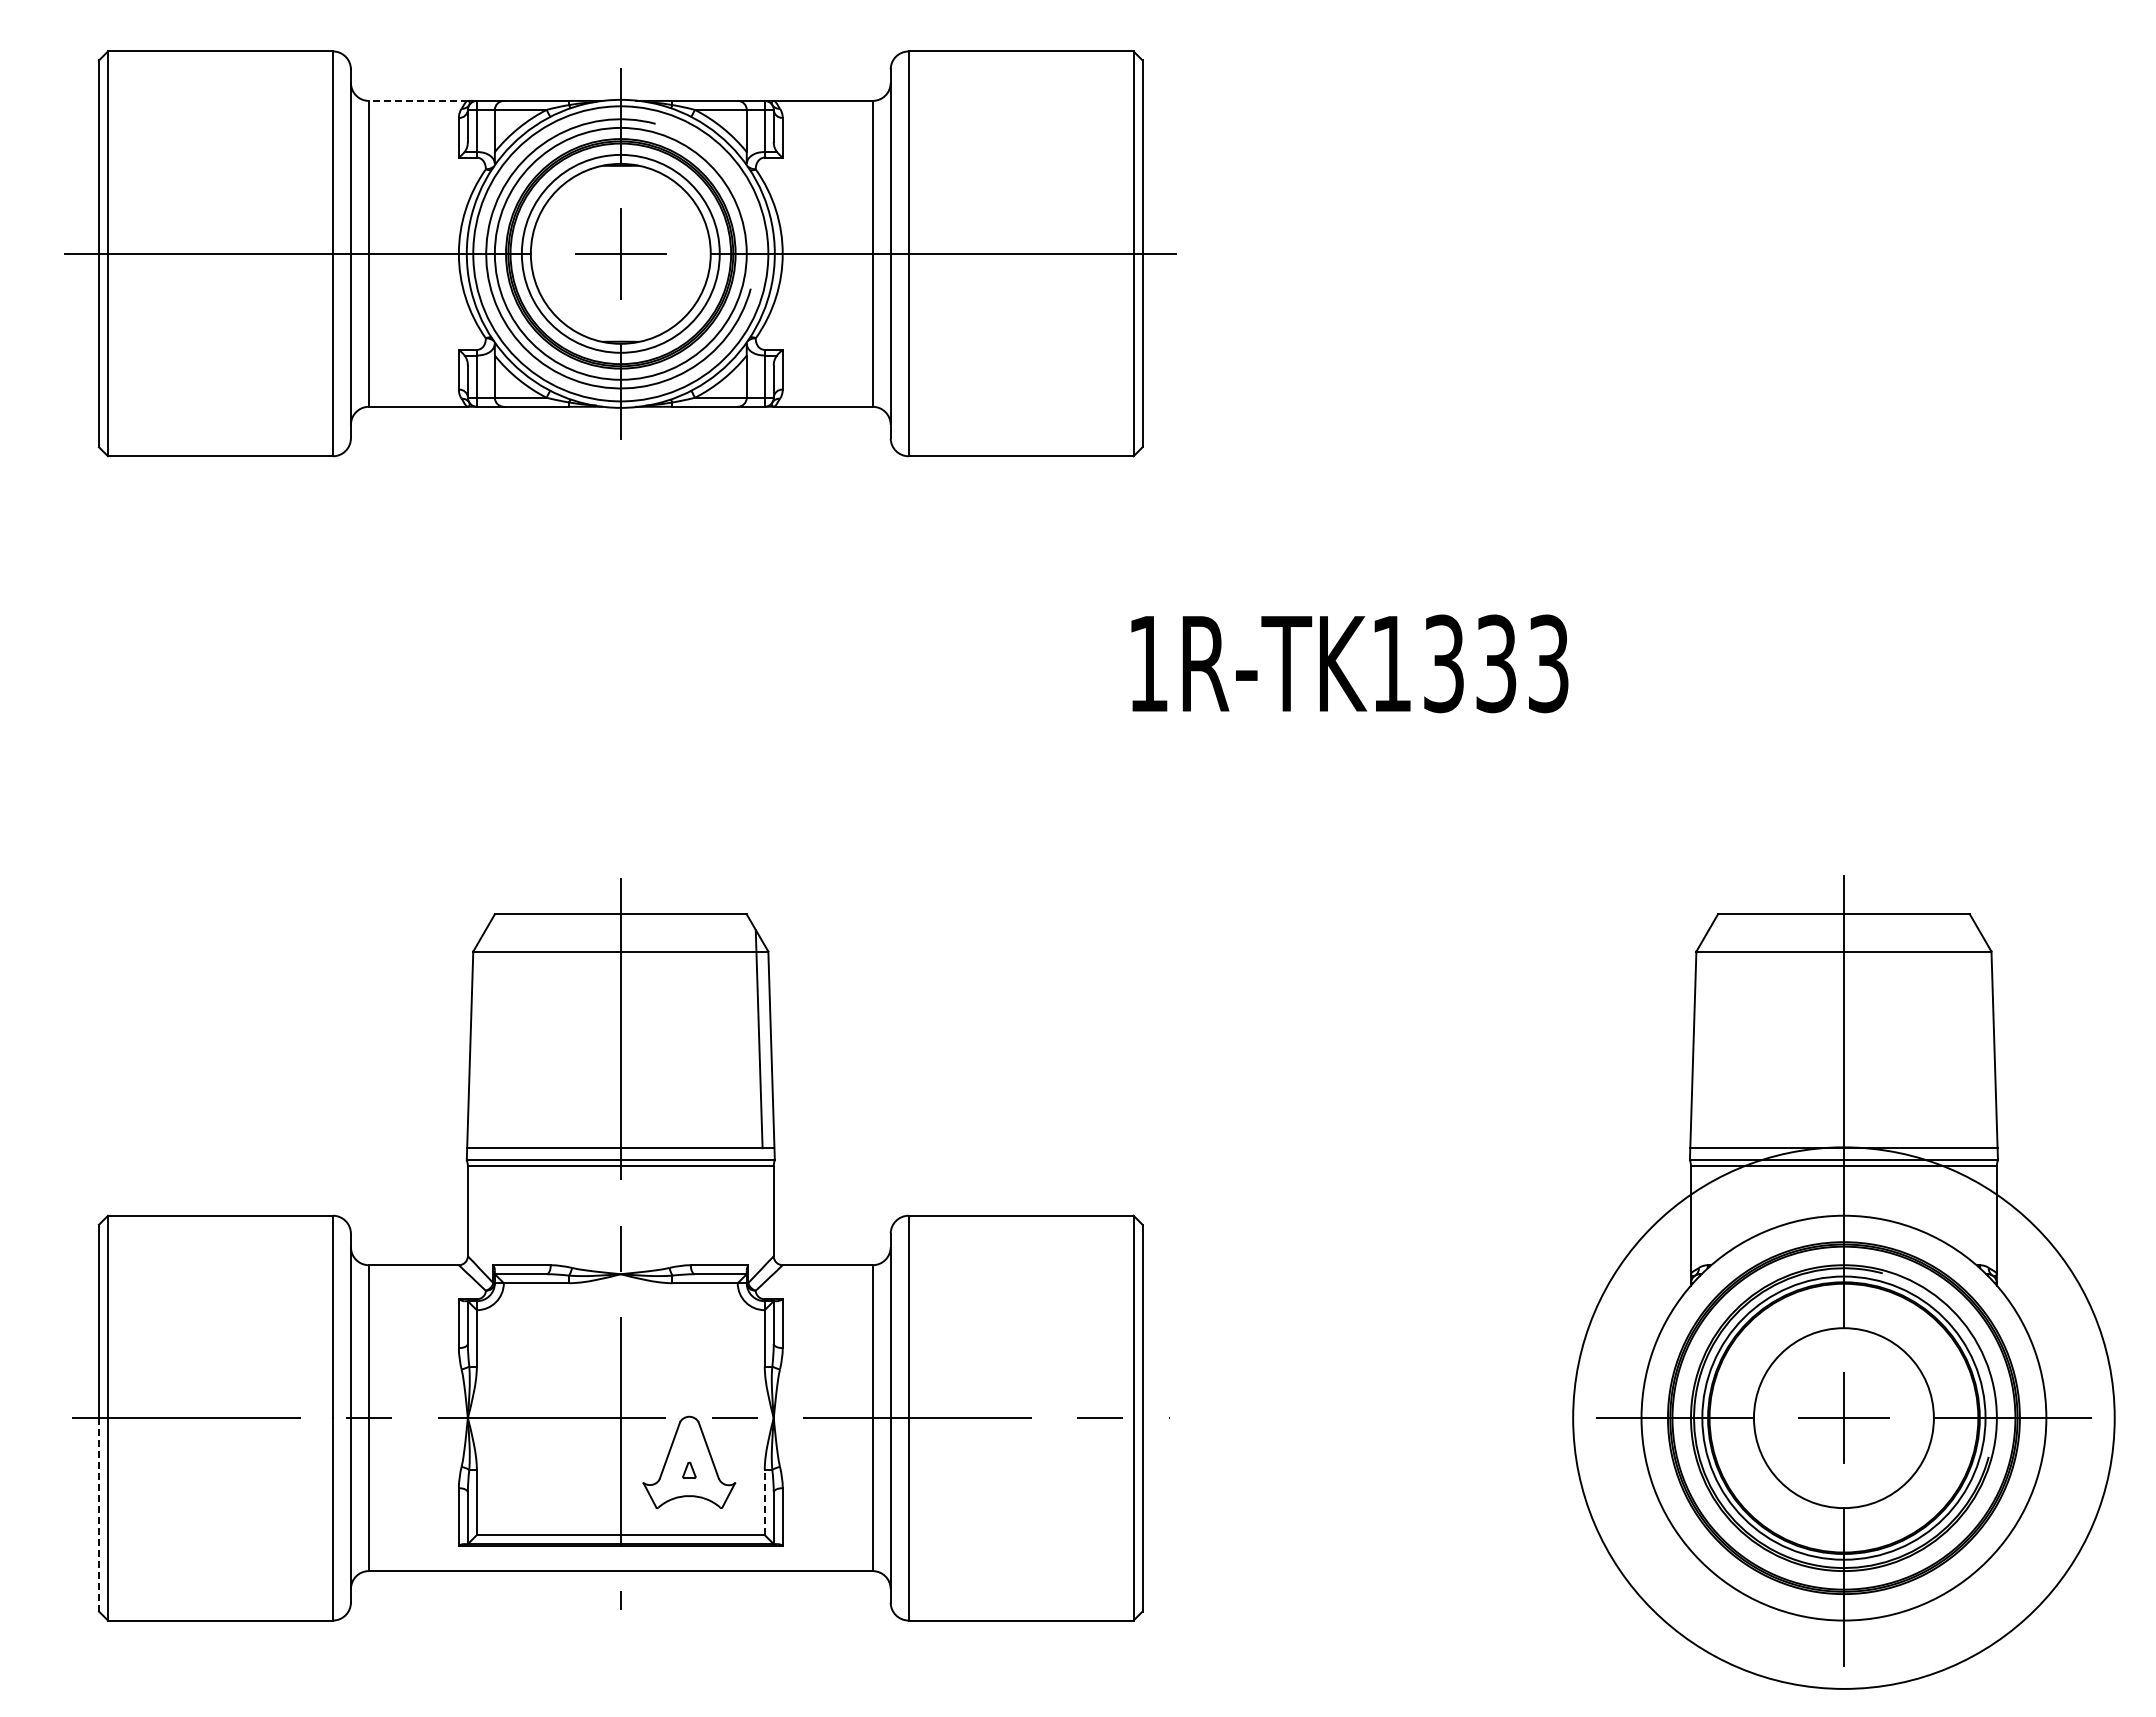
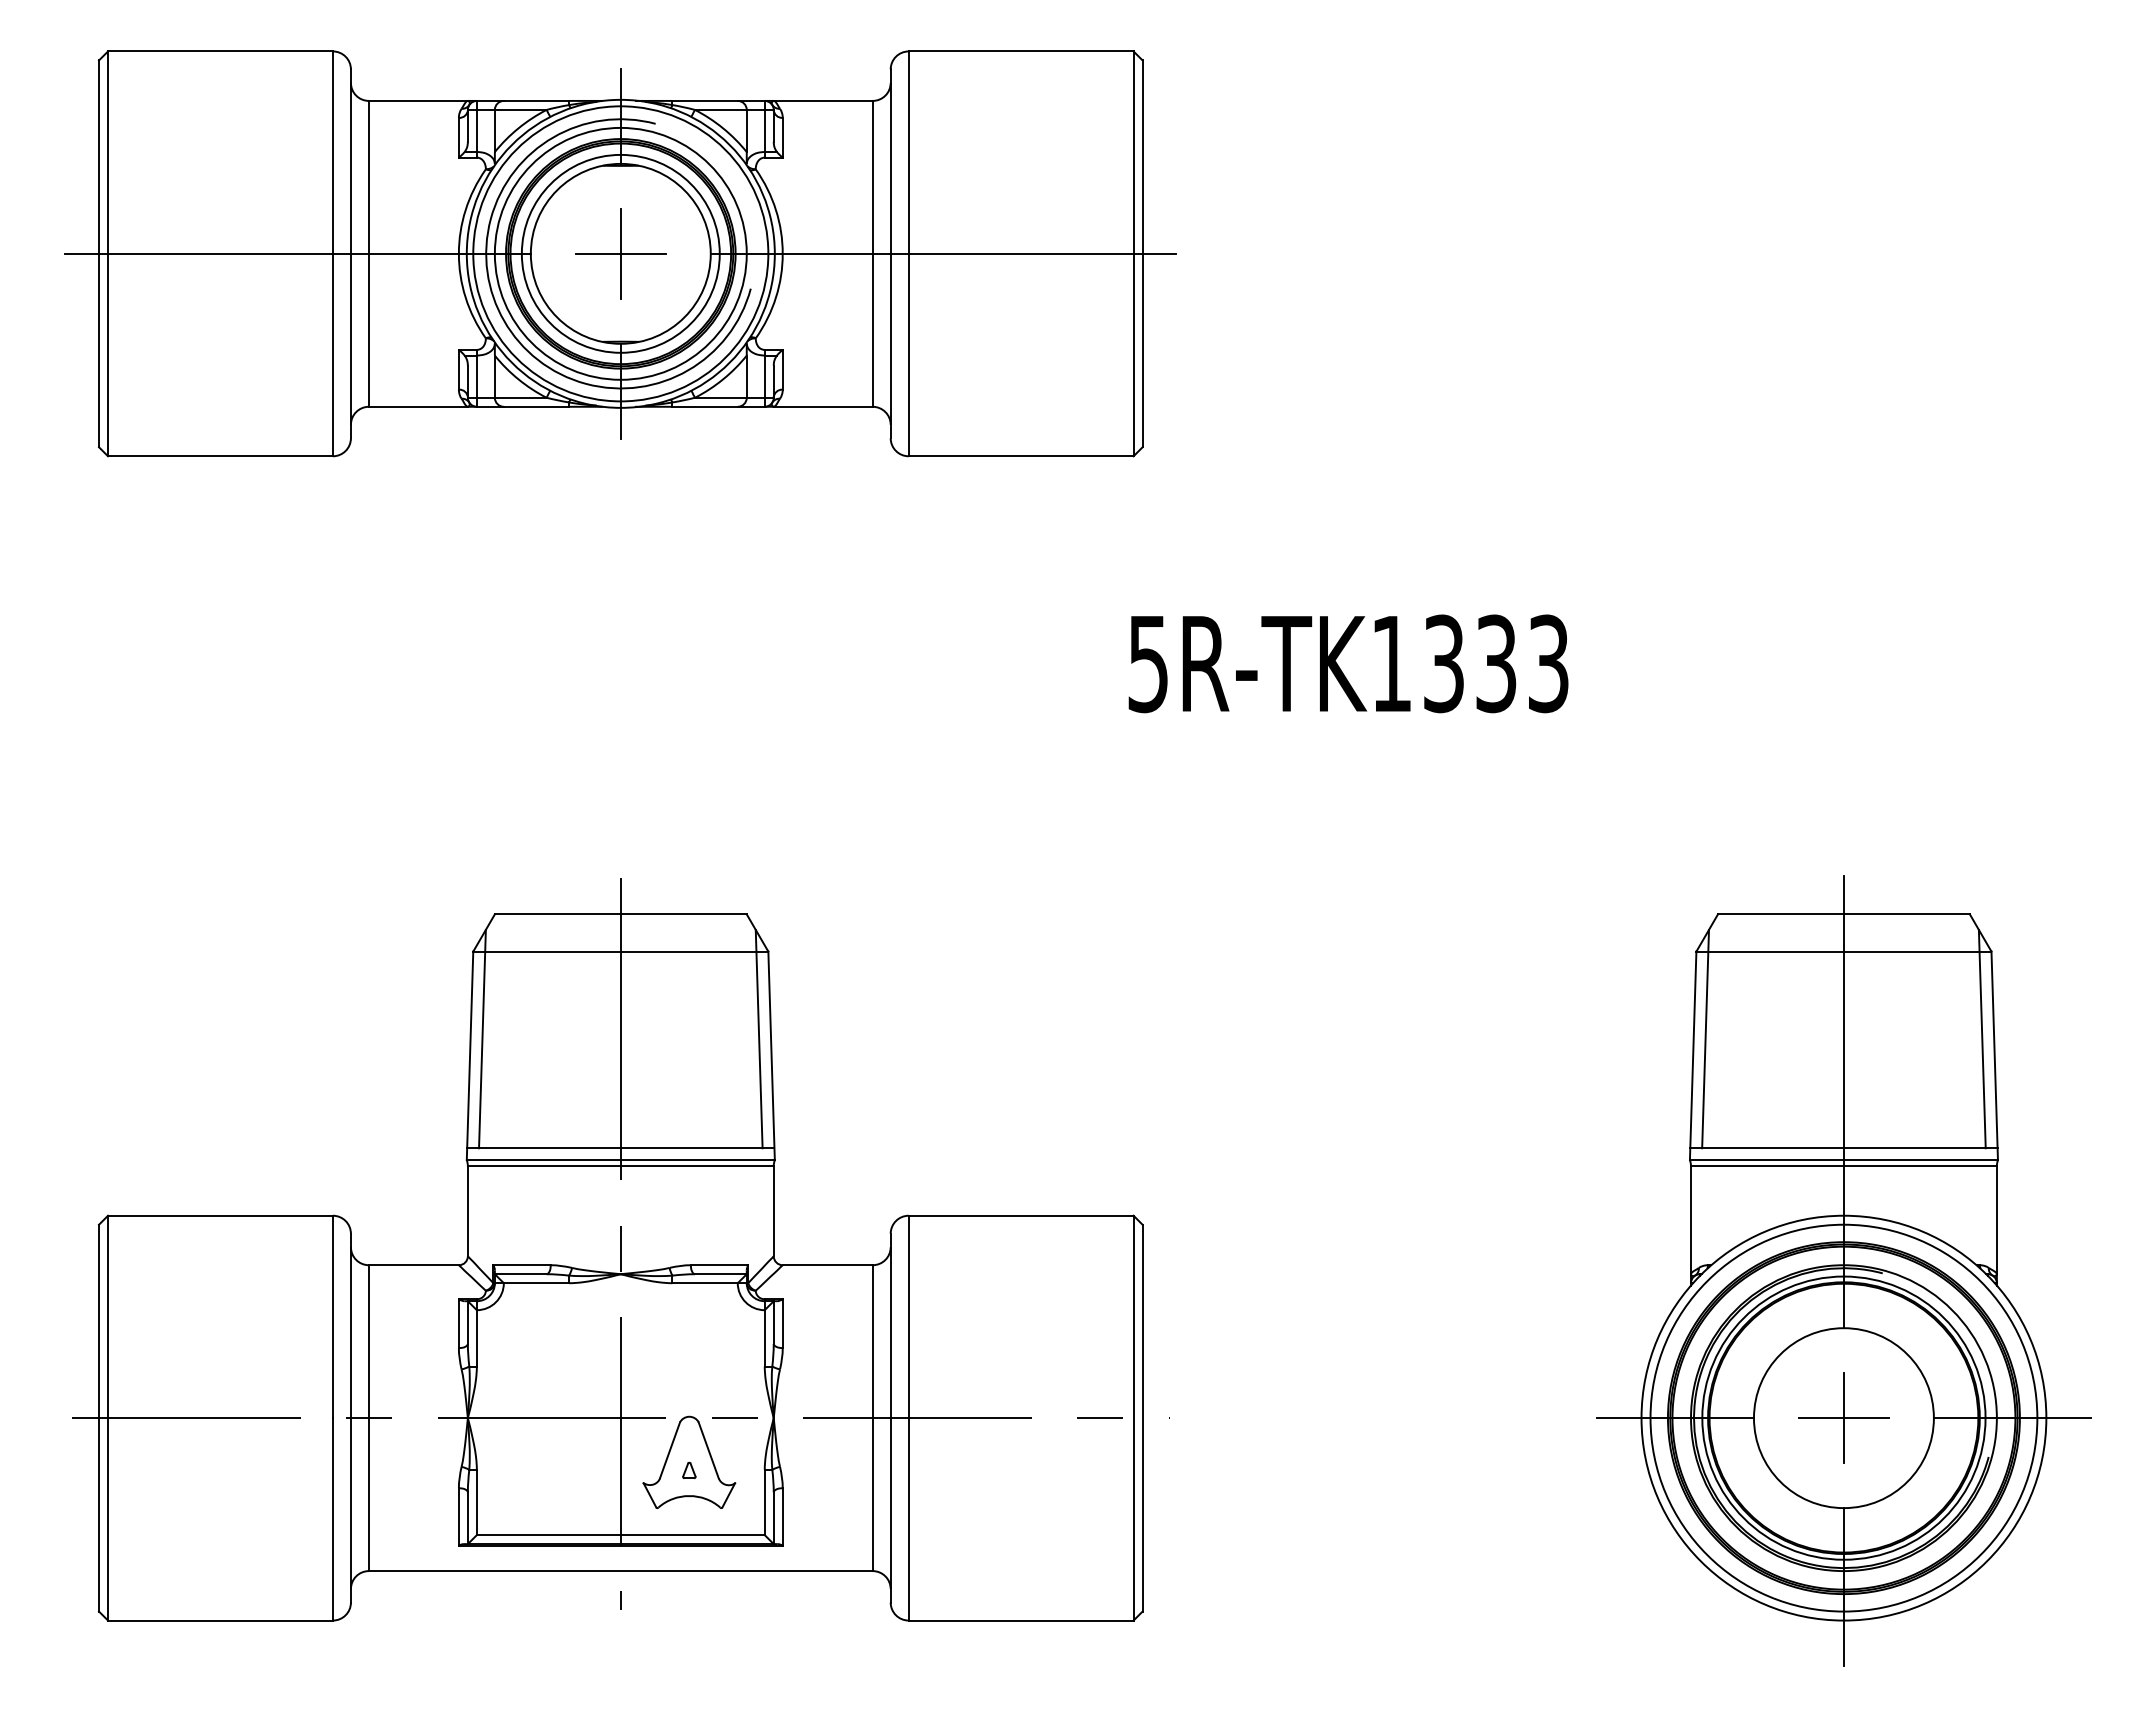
line: dashed -> solid (417, 100)
text: 1R-TK1333 -> 5R-TK1333 (1147, 664)
line: none -> present (482, 1039)
line: none -> present (1705, 1039)
line: none -> present (1981, 1039)
circle diameter: 542 px -> 387 px (1843, 1417)
line: dashed -> solid (764, 1502)
line: dashed -> solid (99, 1514)
